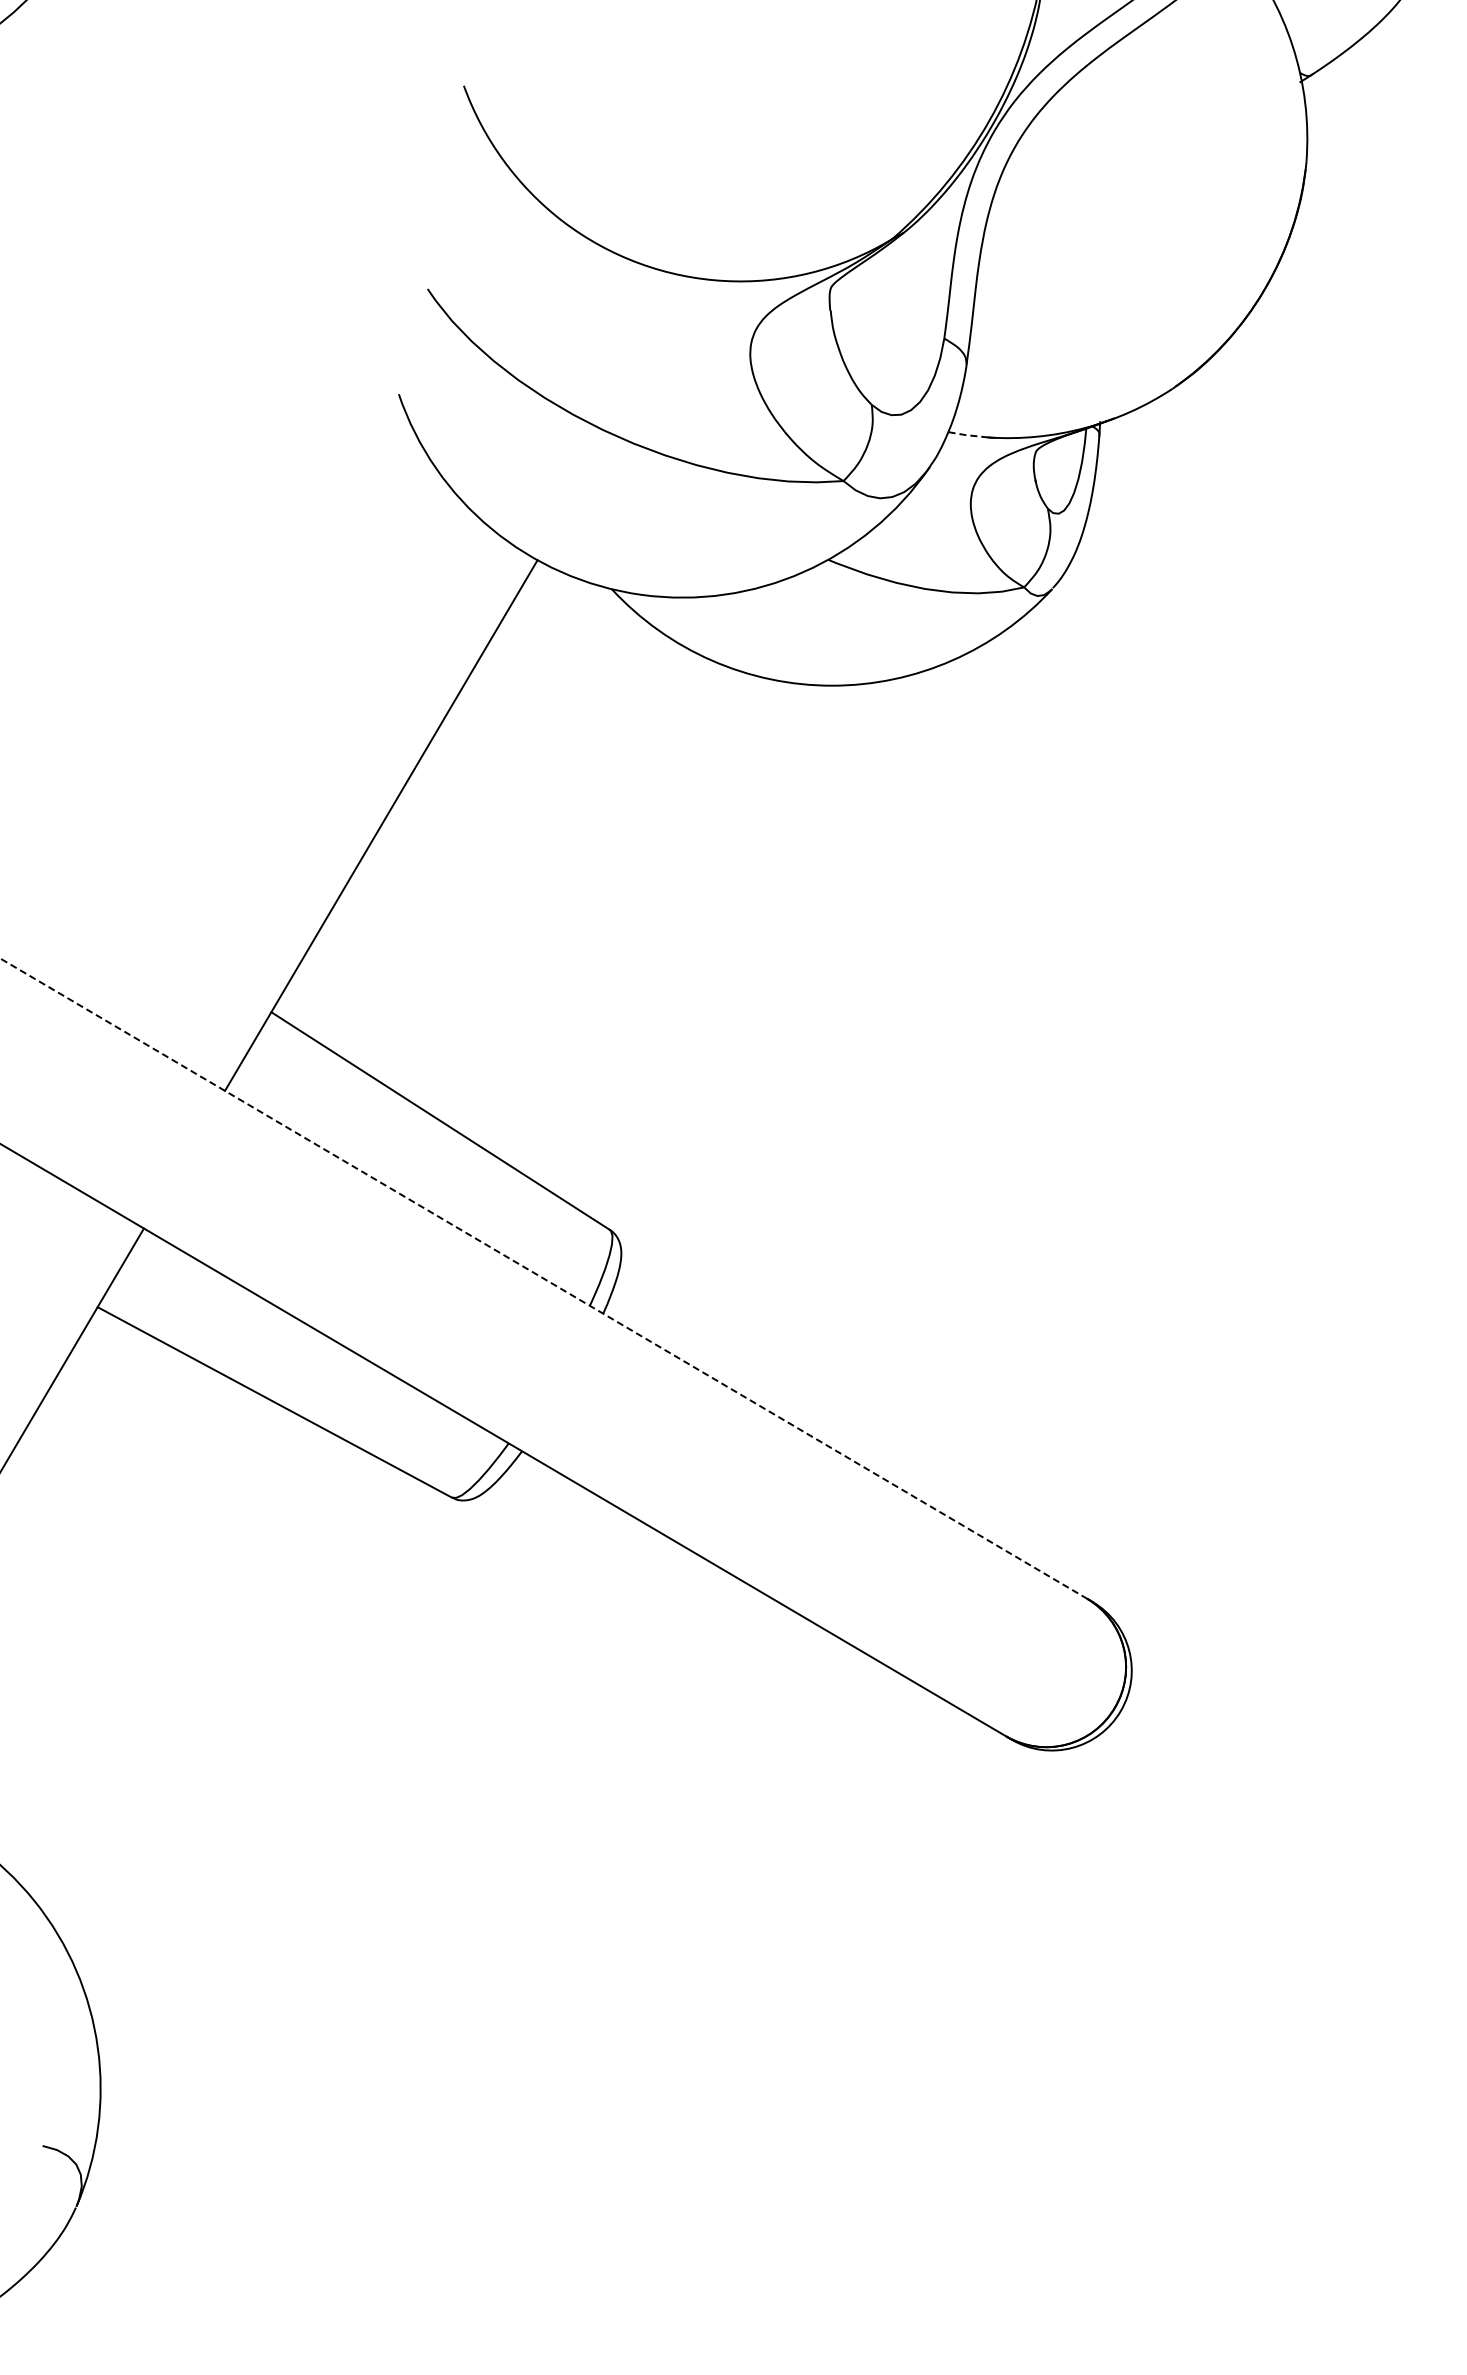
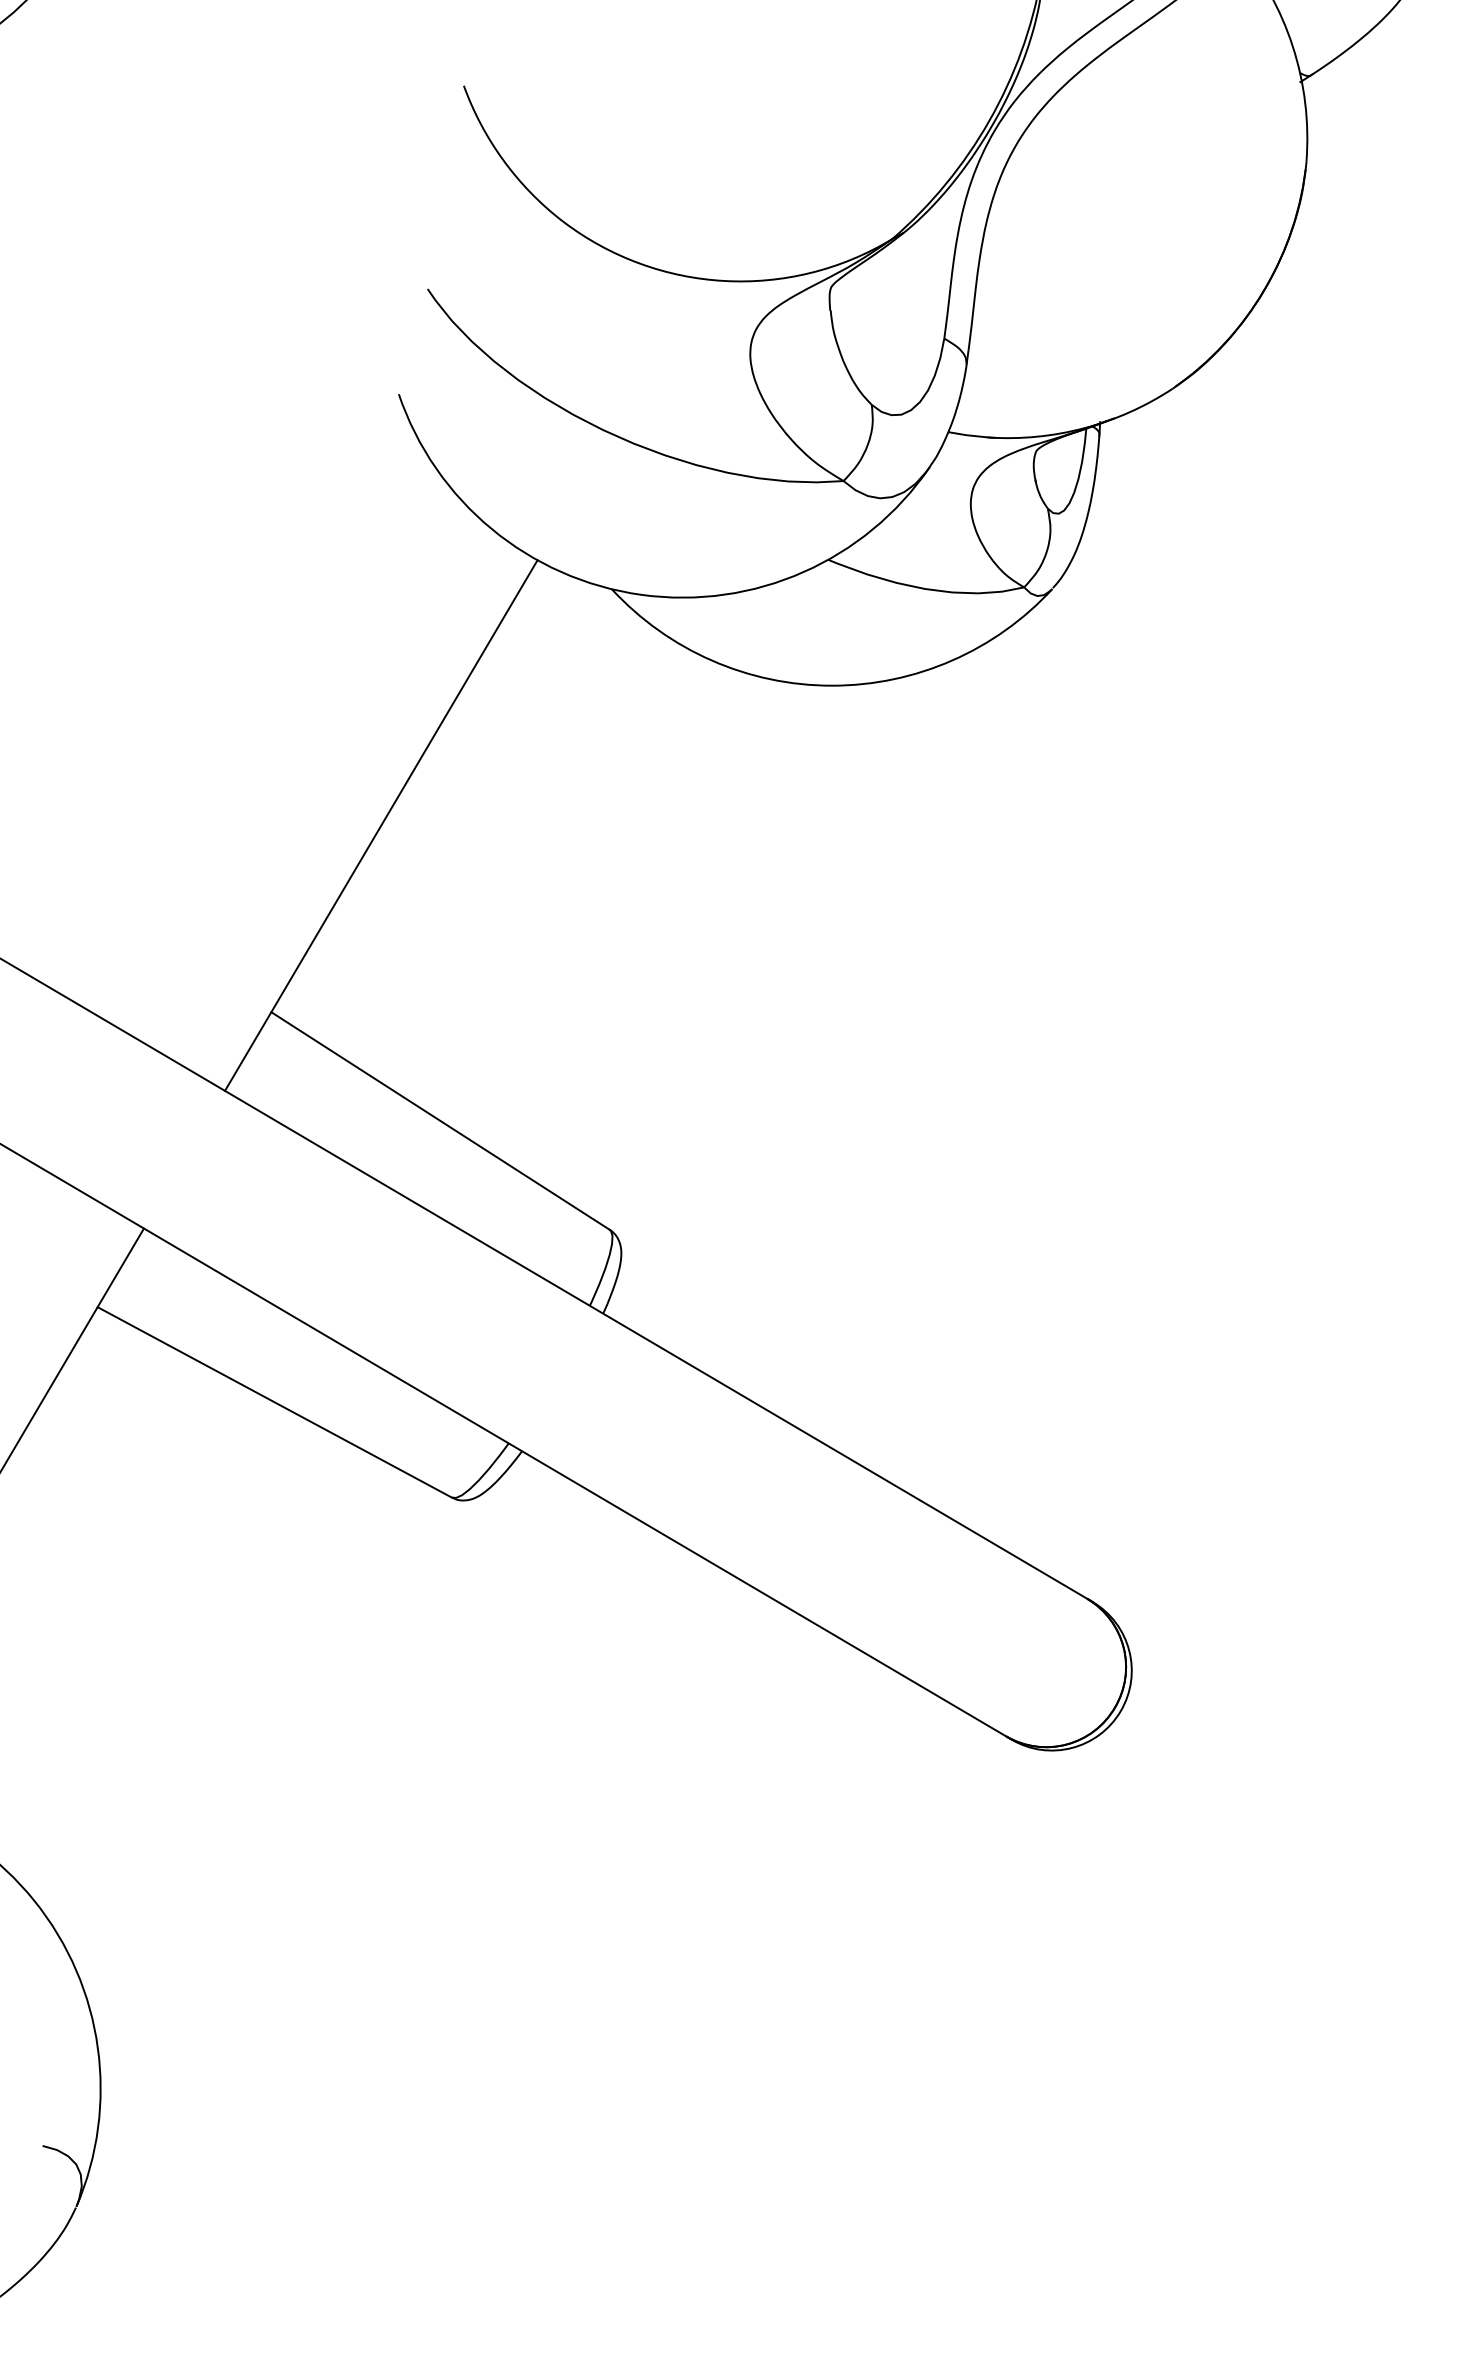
line: dashed -> solid (968, 435)
line: dashed -> solid (544, 1278)
